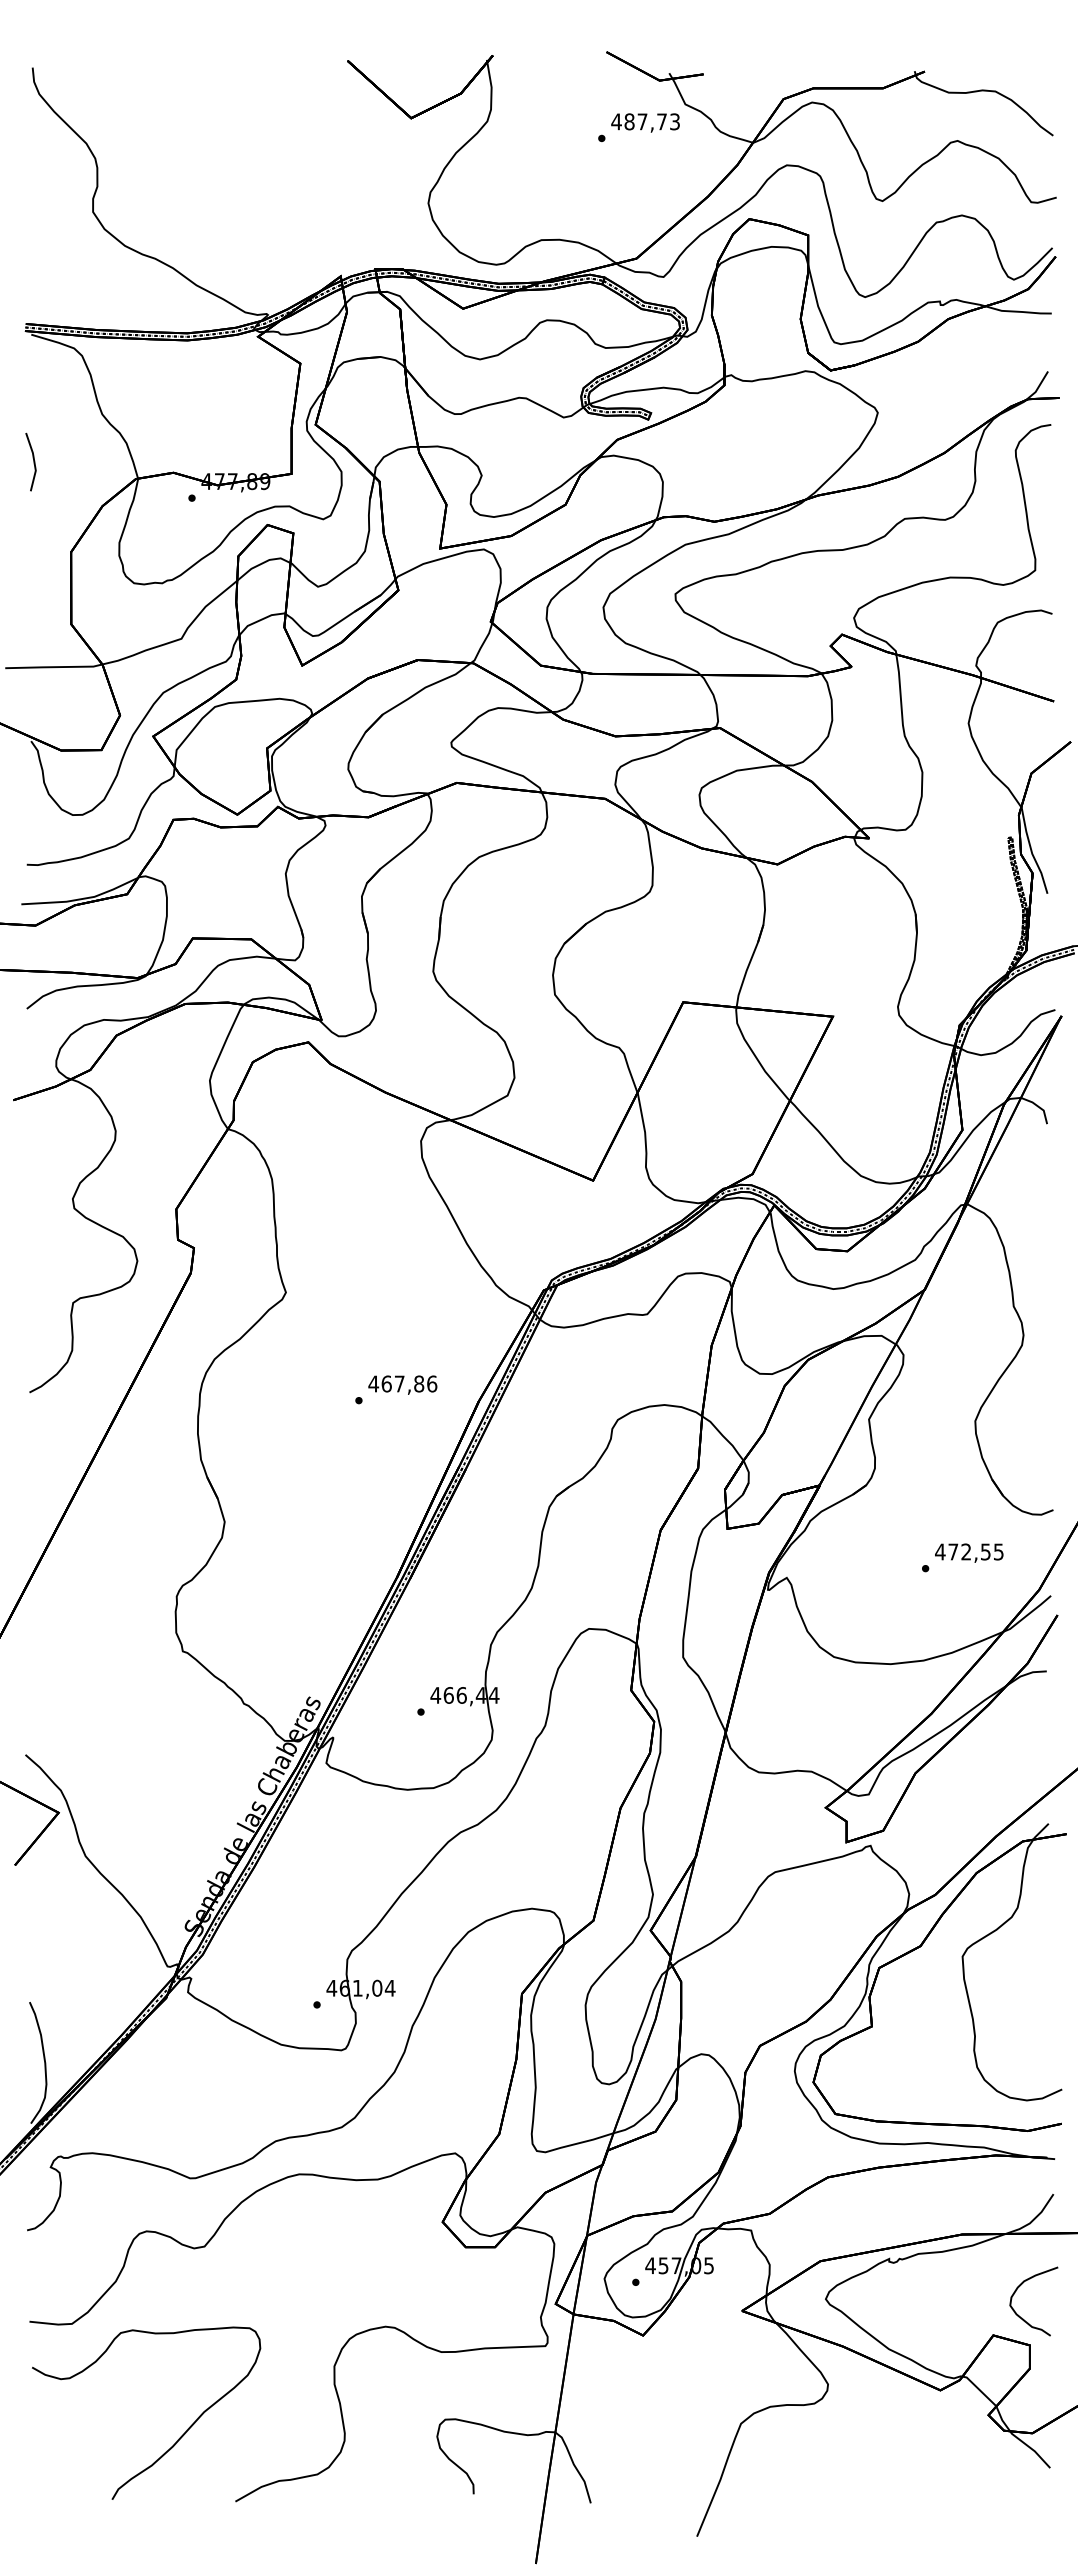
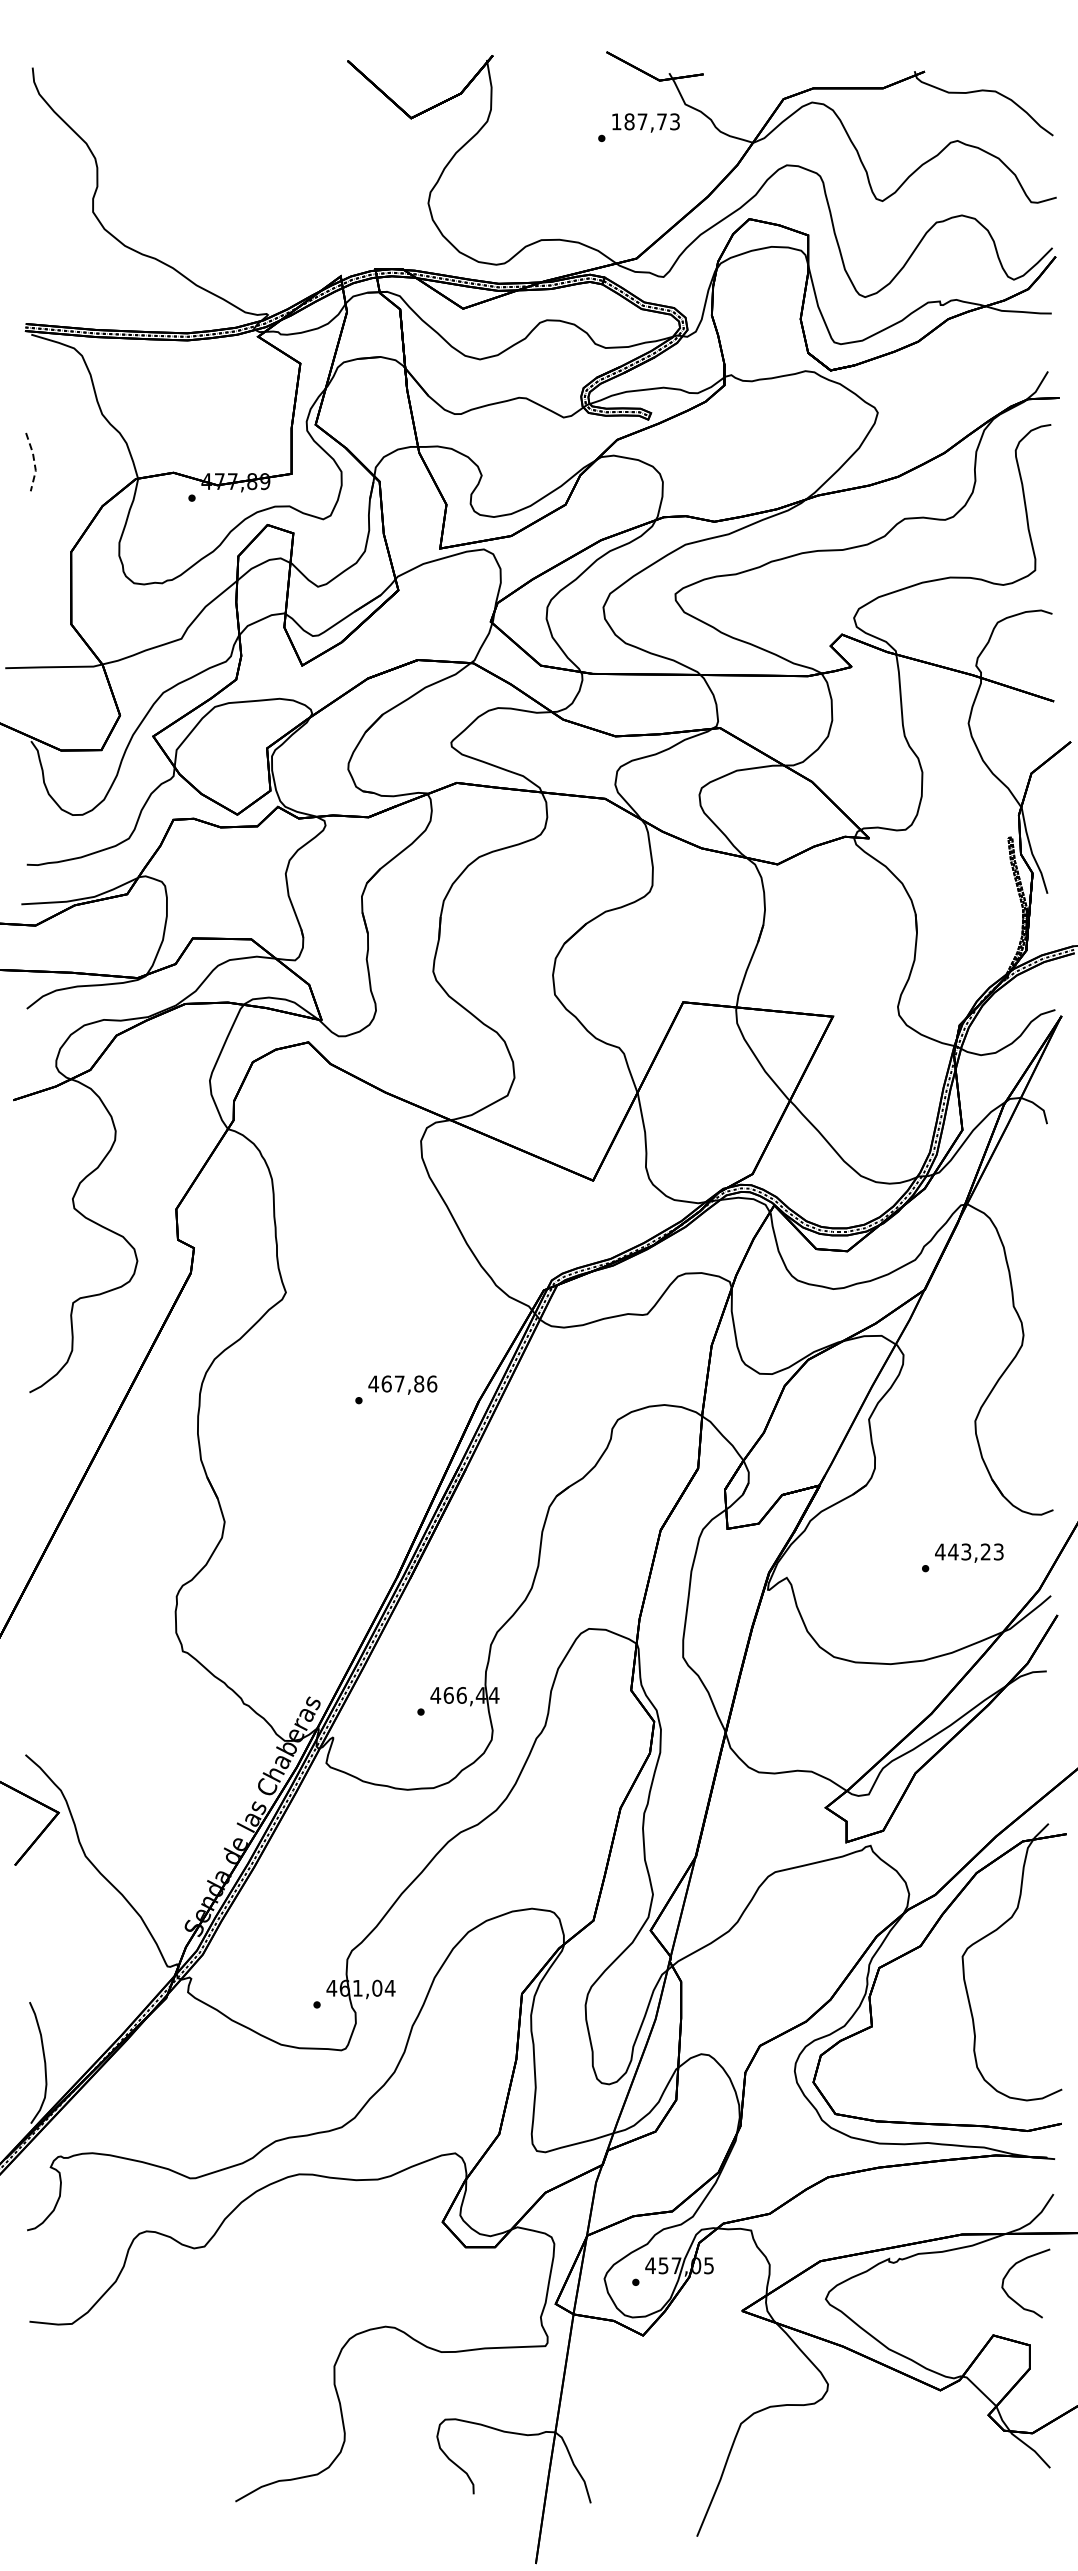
text: 487,73 -> 187,73 (616, 121)
line: solid -> dashed (34, 461)
text: 472,55 -> 443,23 (975, 1551)
curve position: (1015, 2293) -> (1007, 2275) (1007, 2275)
curve: present -> none (177, 2439)
